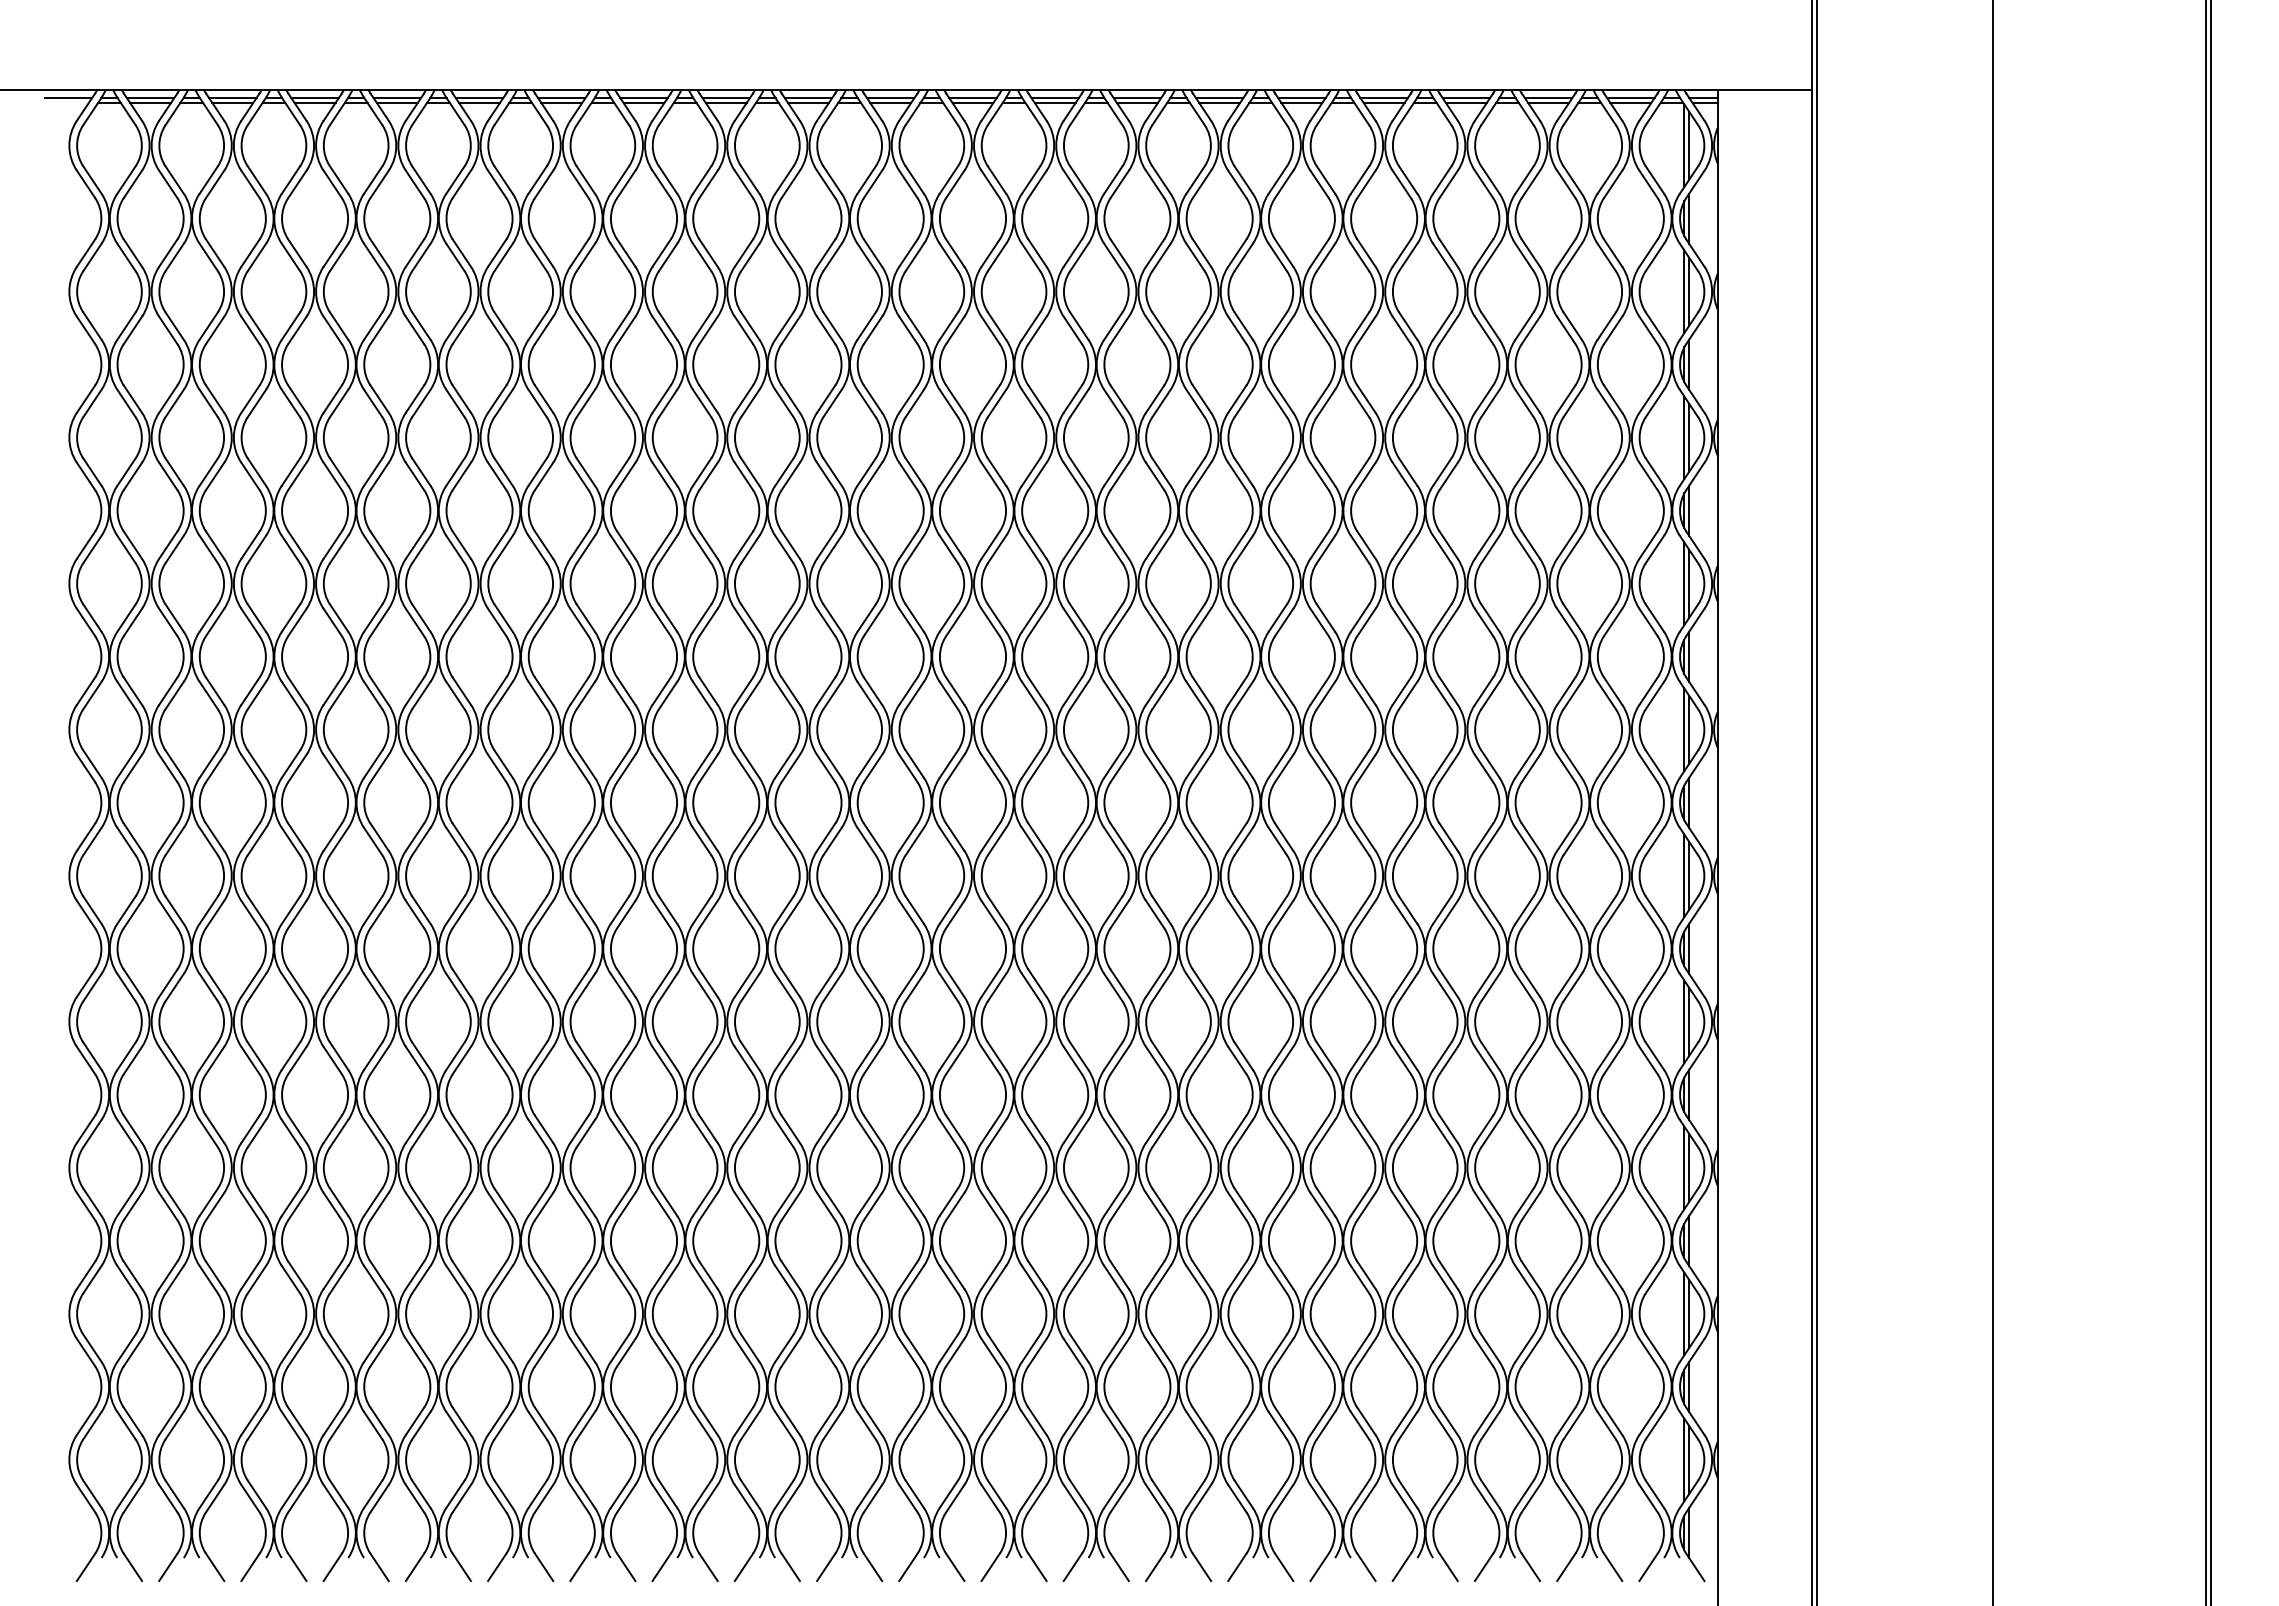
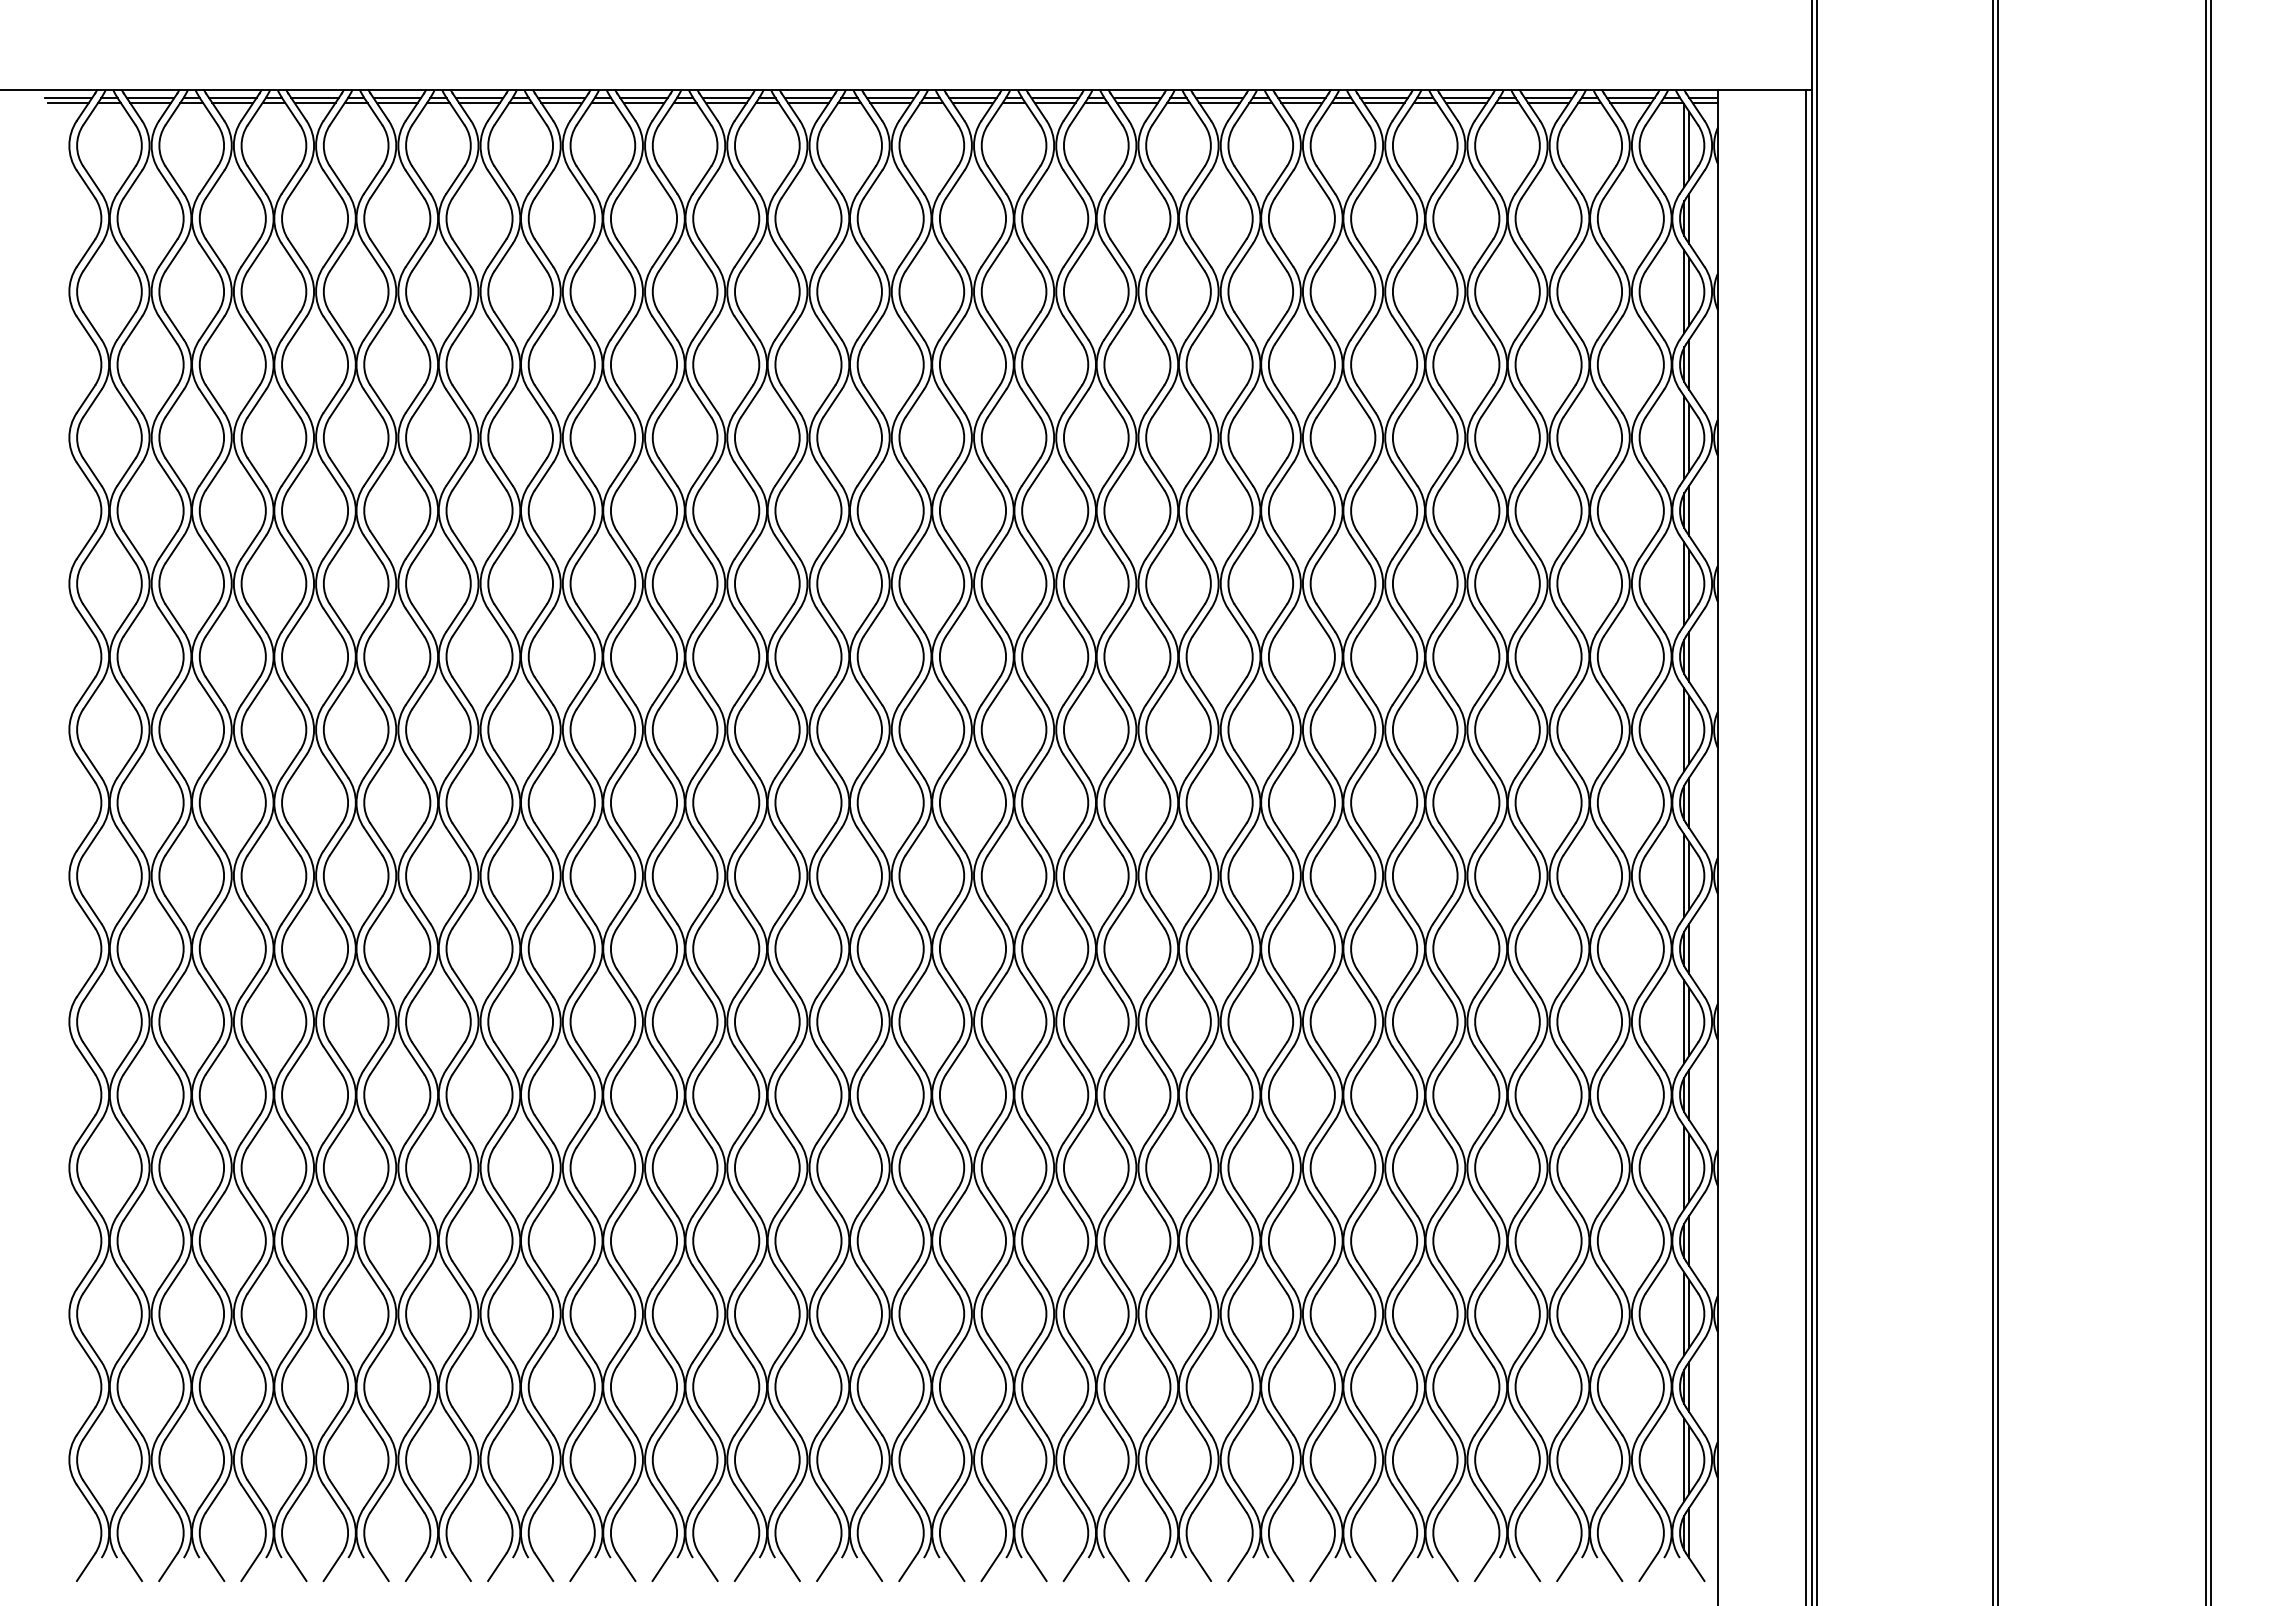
line: none -> present (67, 103)
line: none -> present (1997, 802)
line: none -> present (1806, 846)
